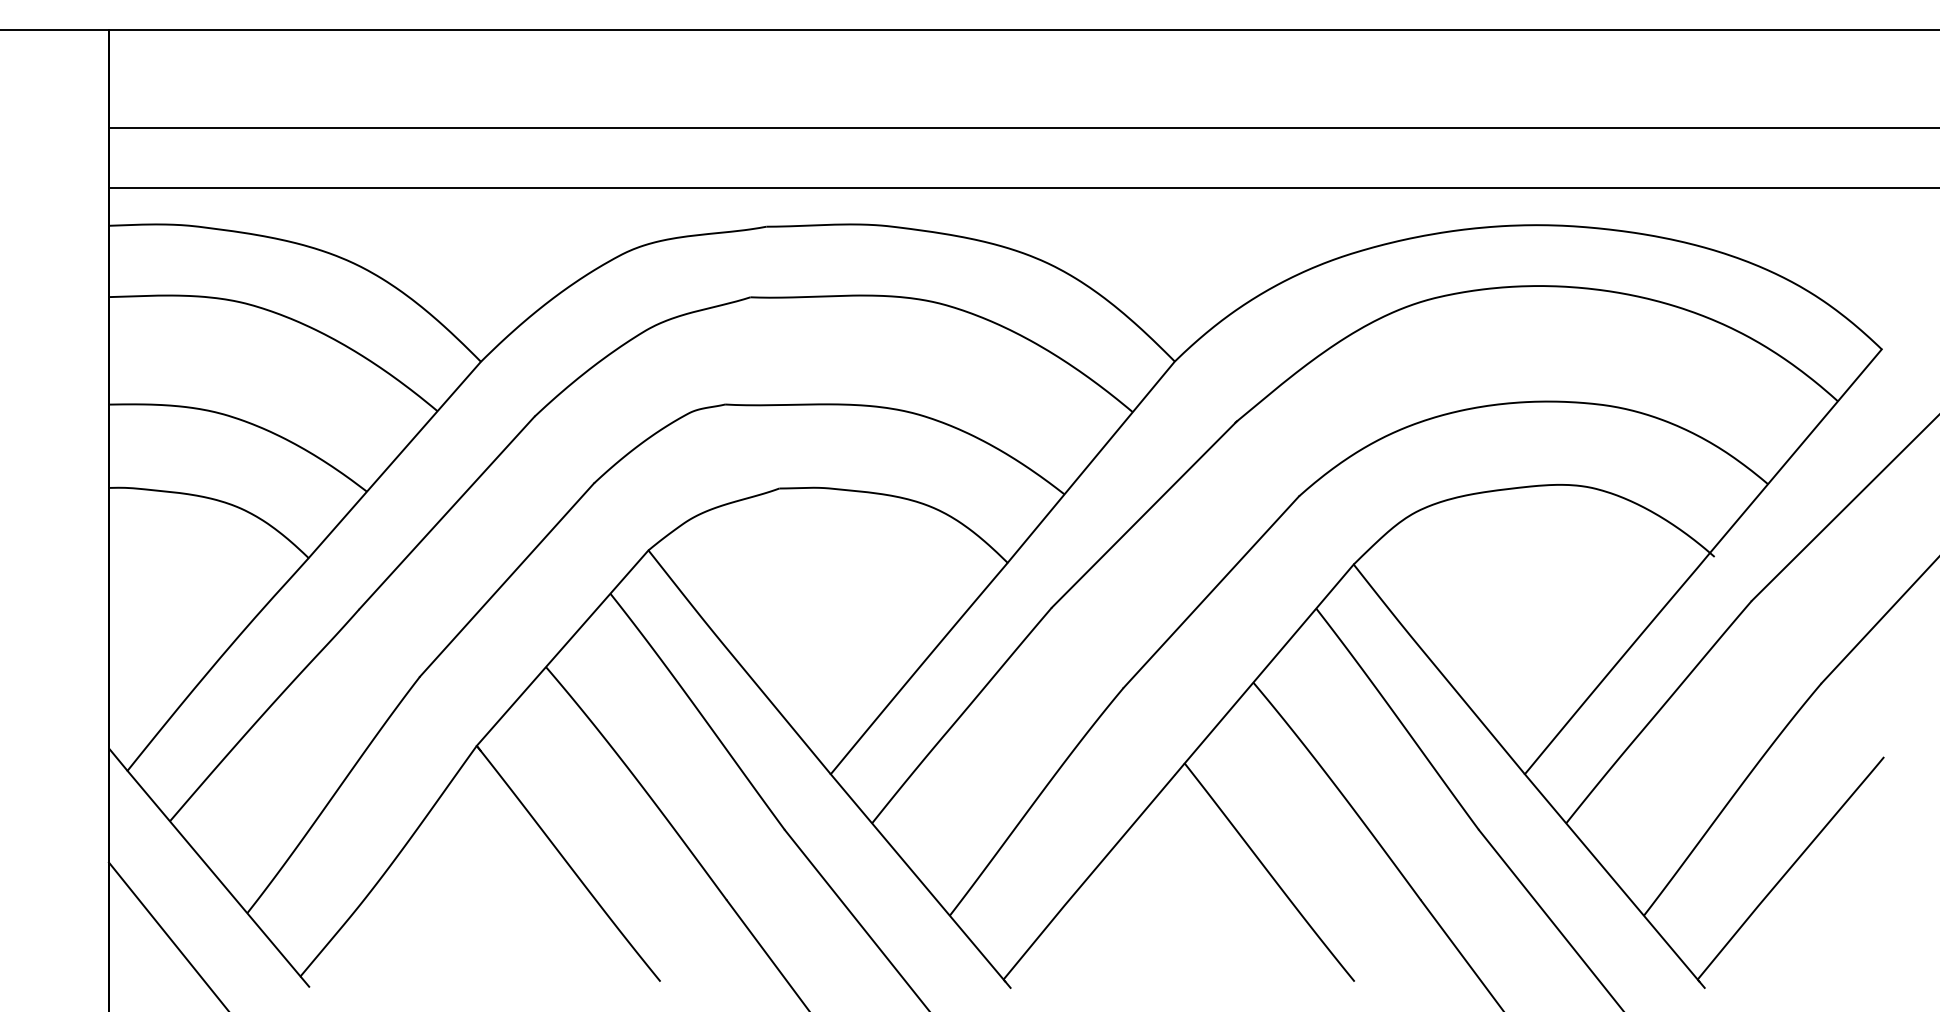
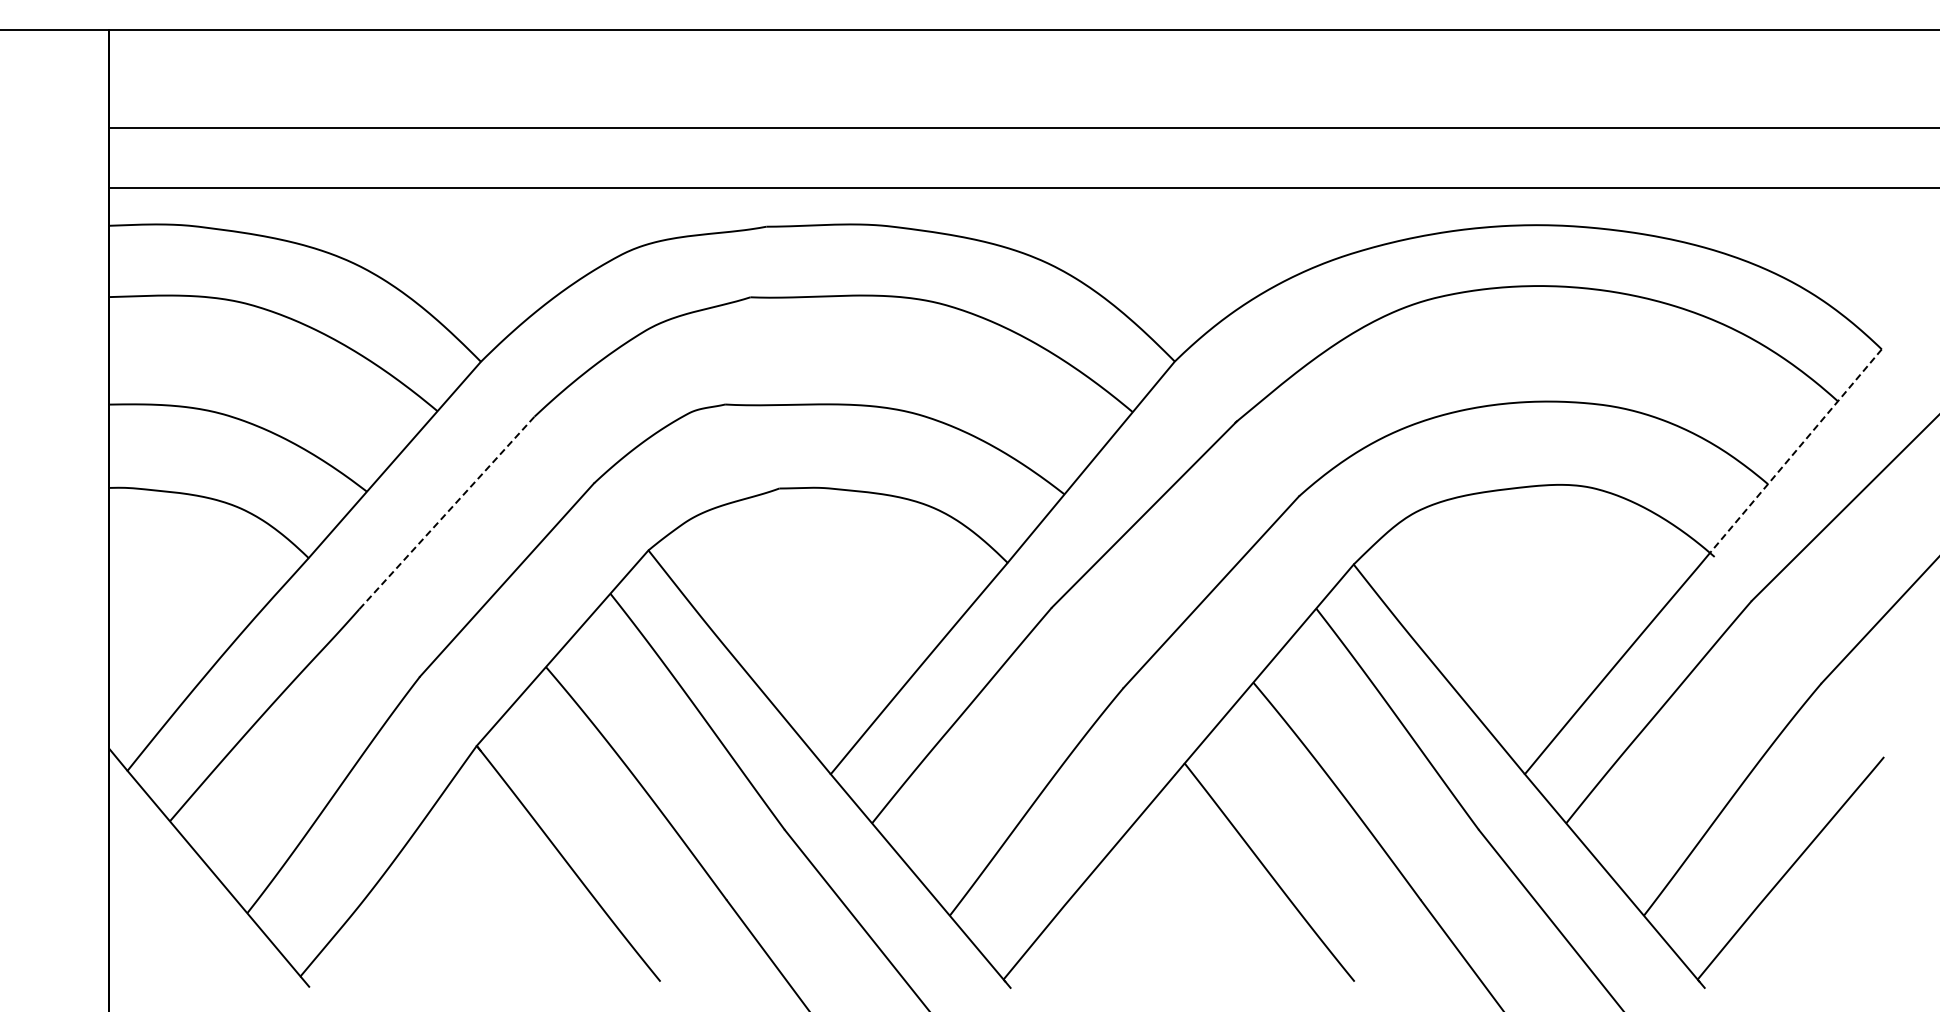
line: solid -> dashed (1795, 451)
line: solid -> dashed (447, 512)
line: present -> none (167, 935)
